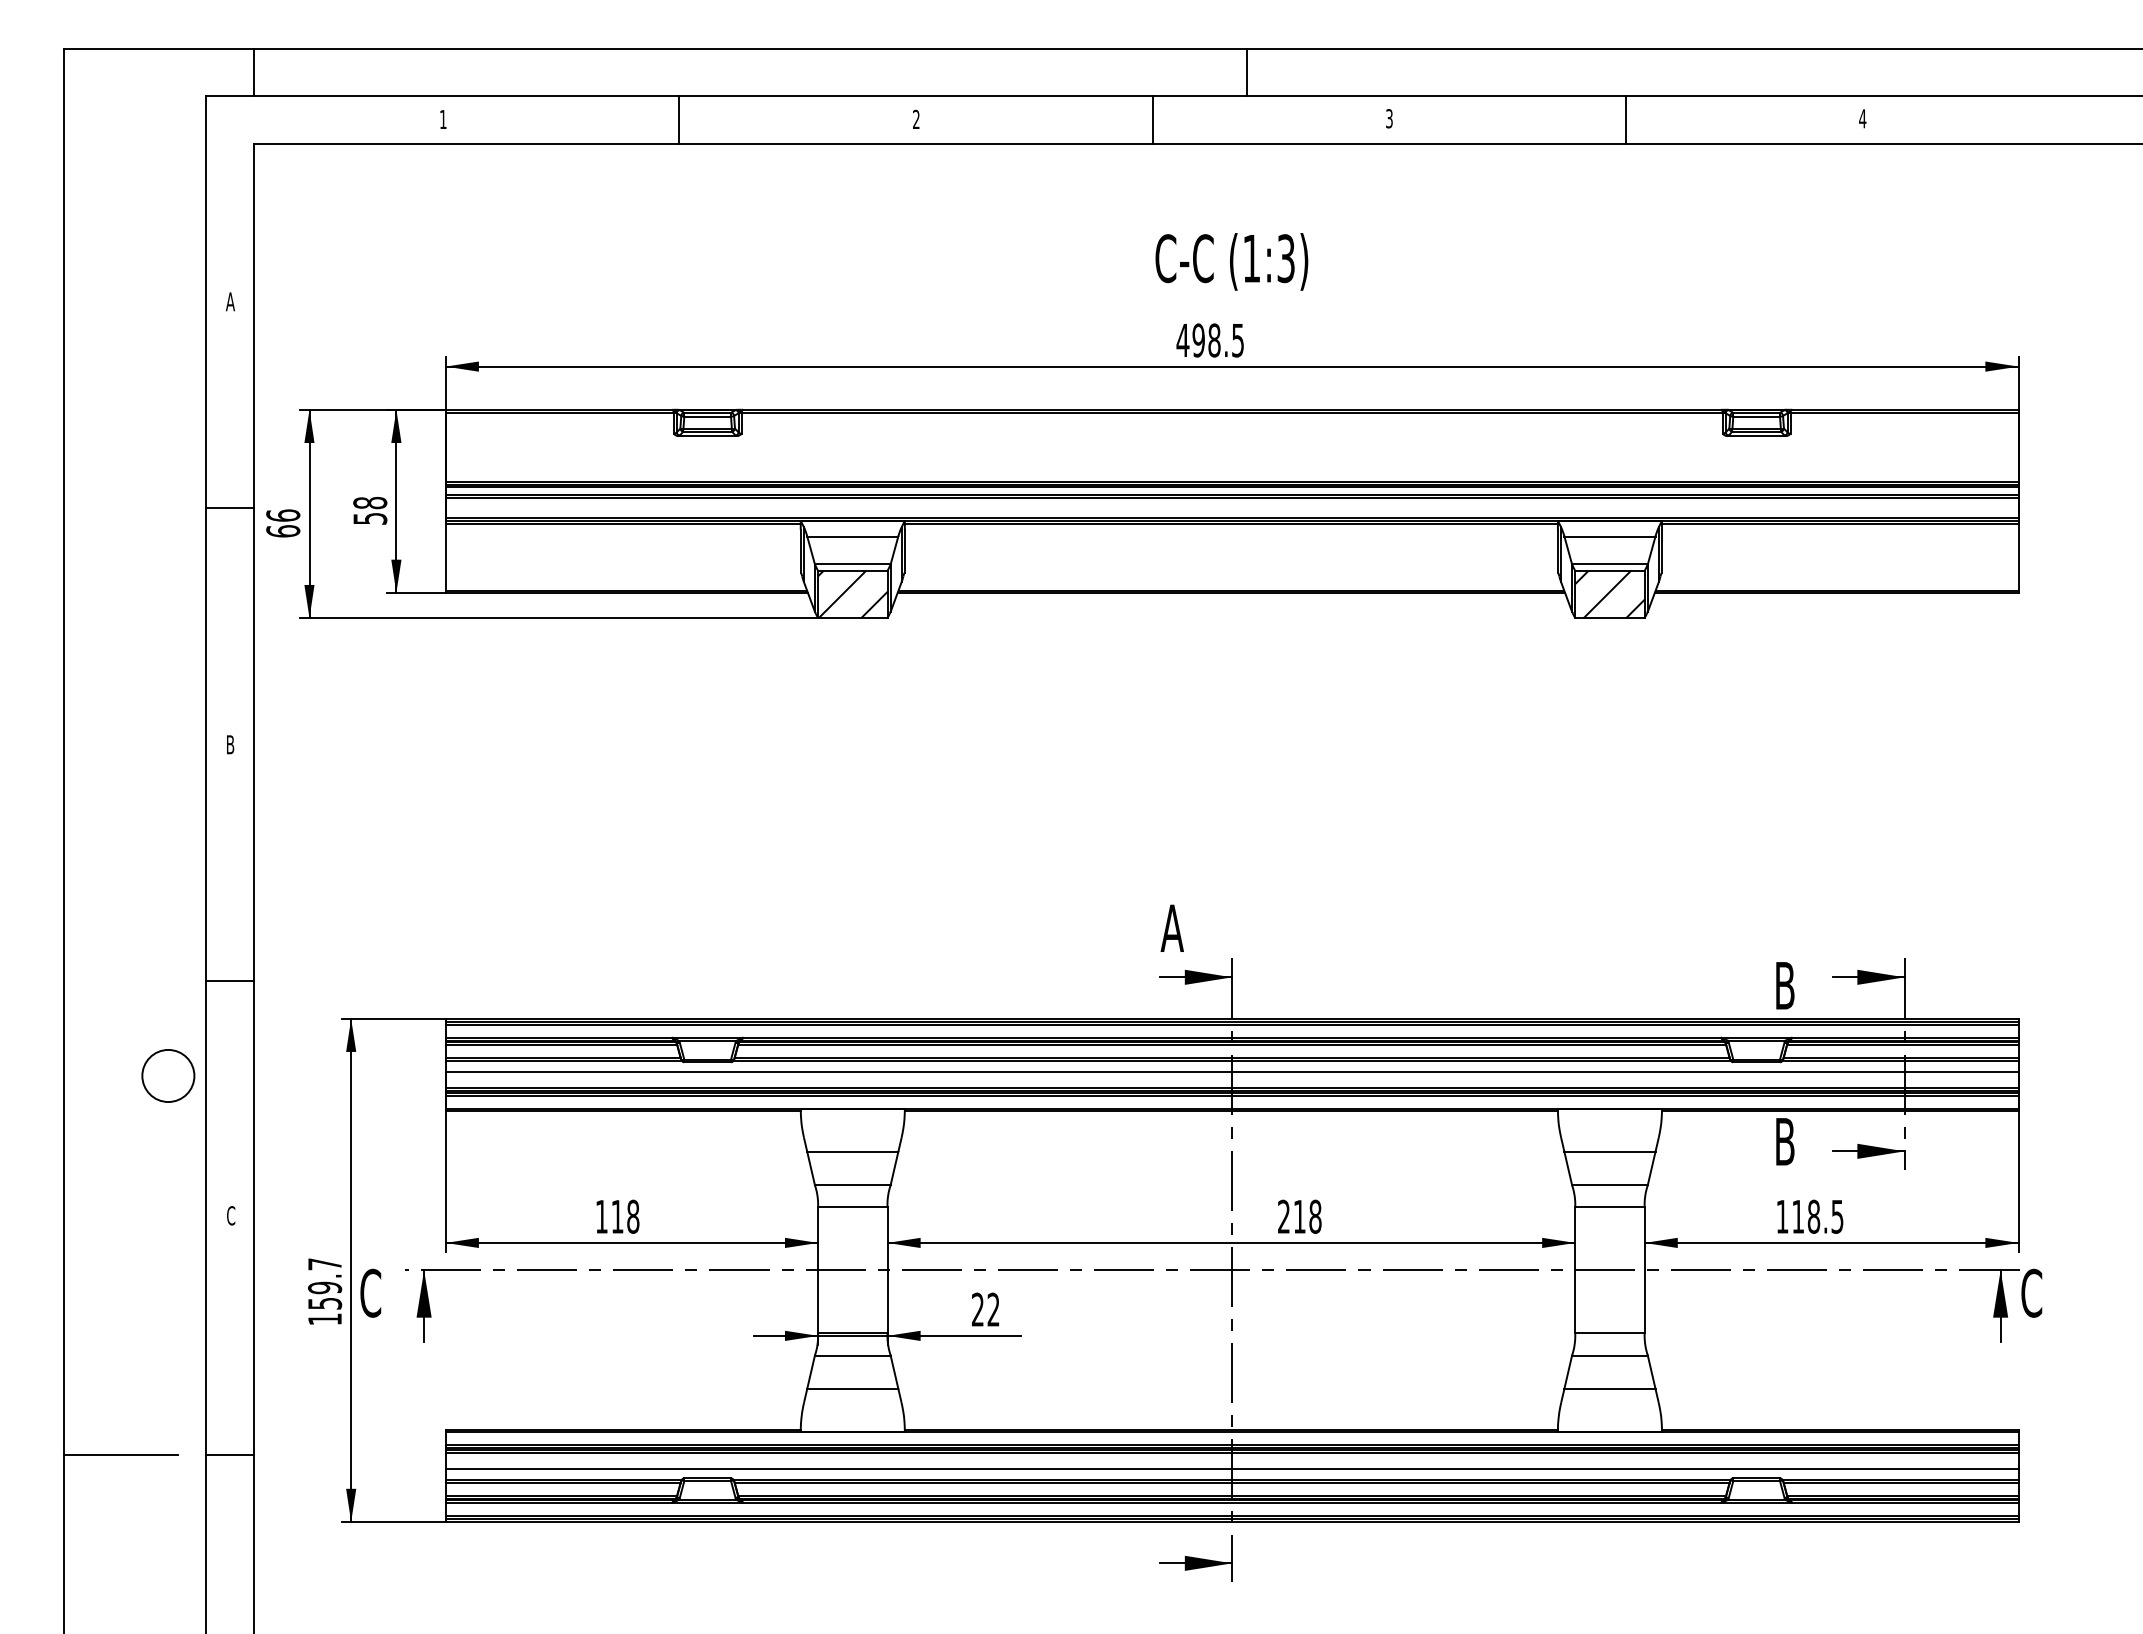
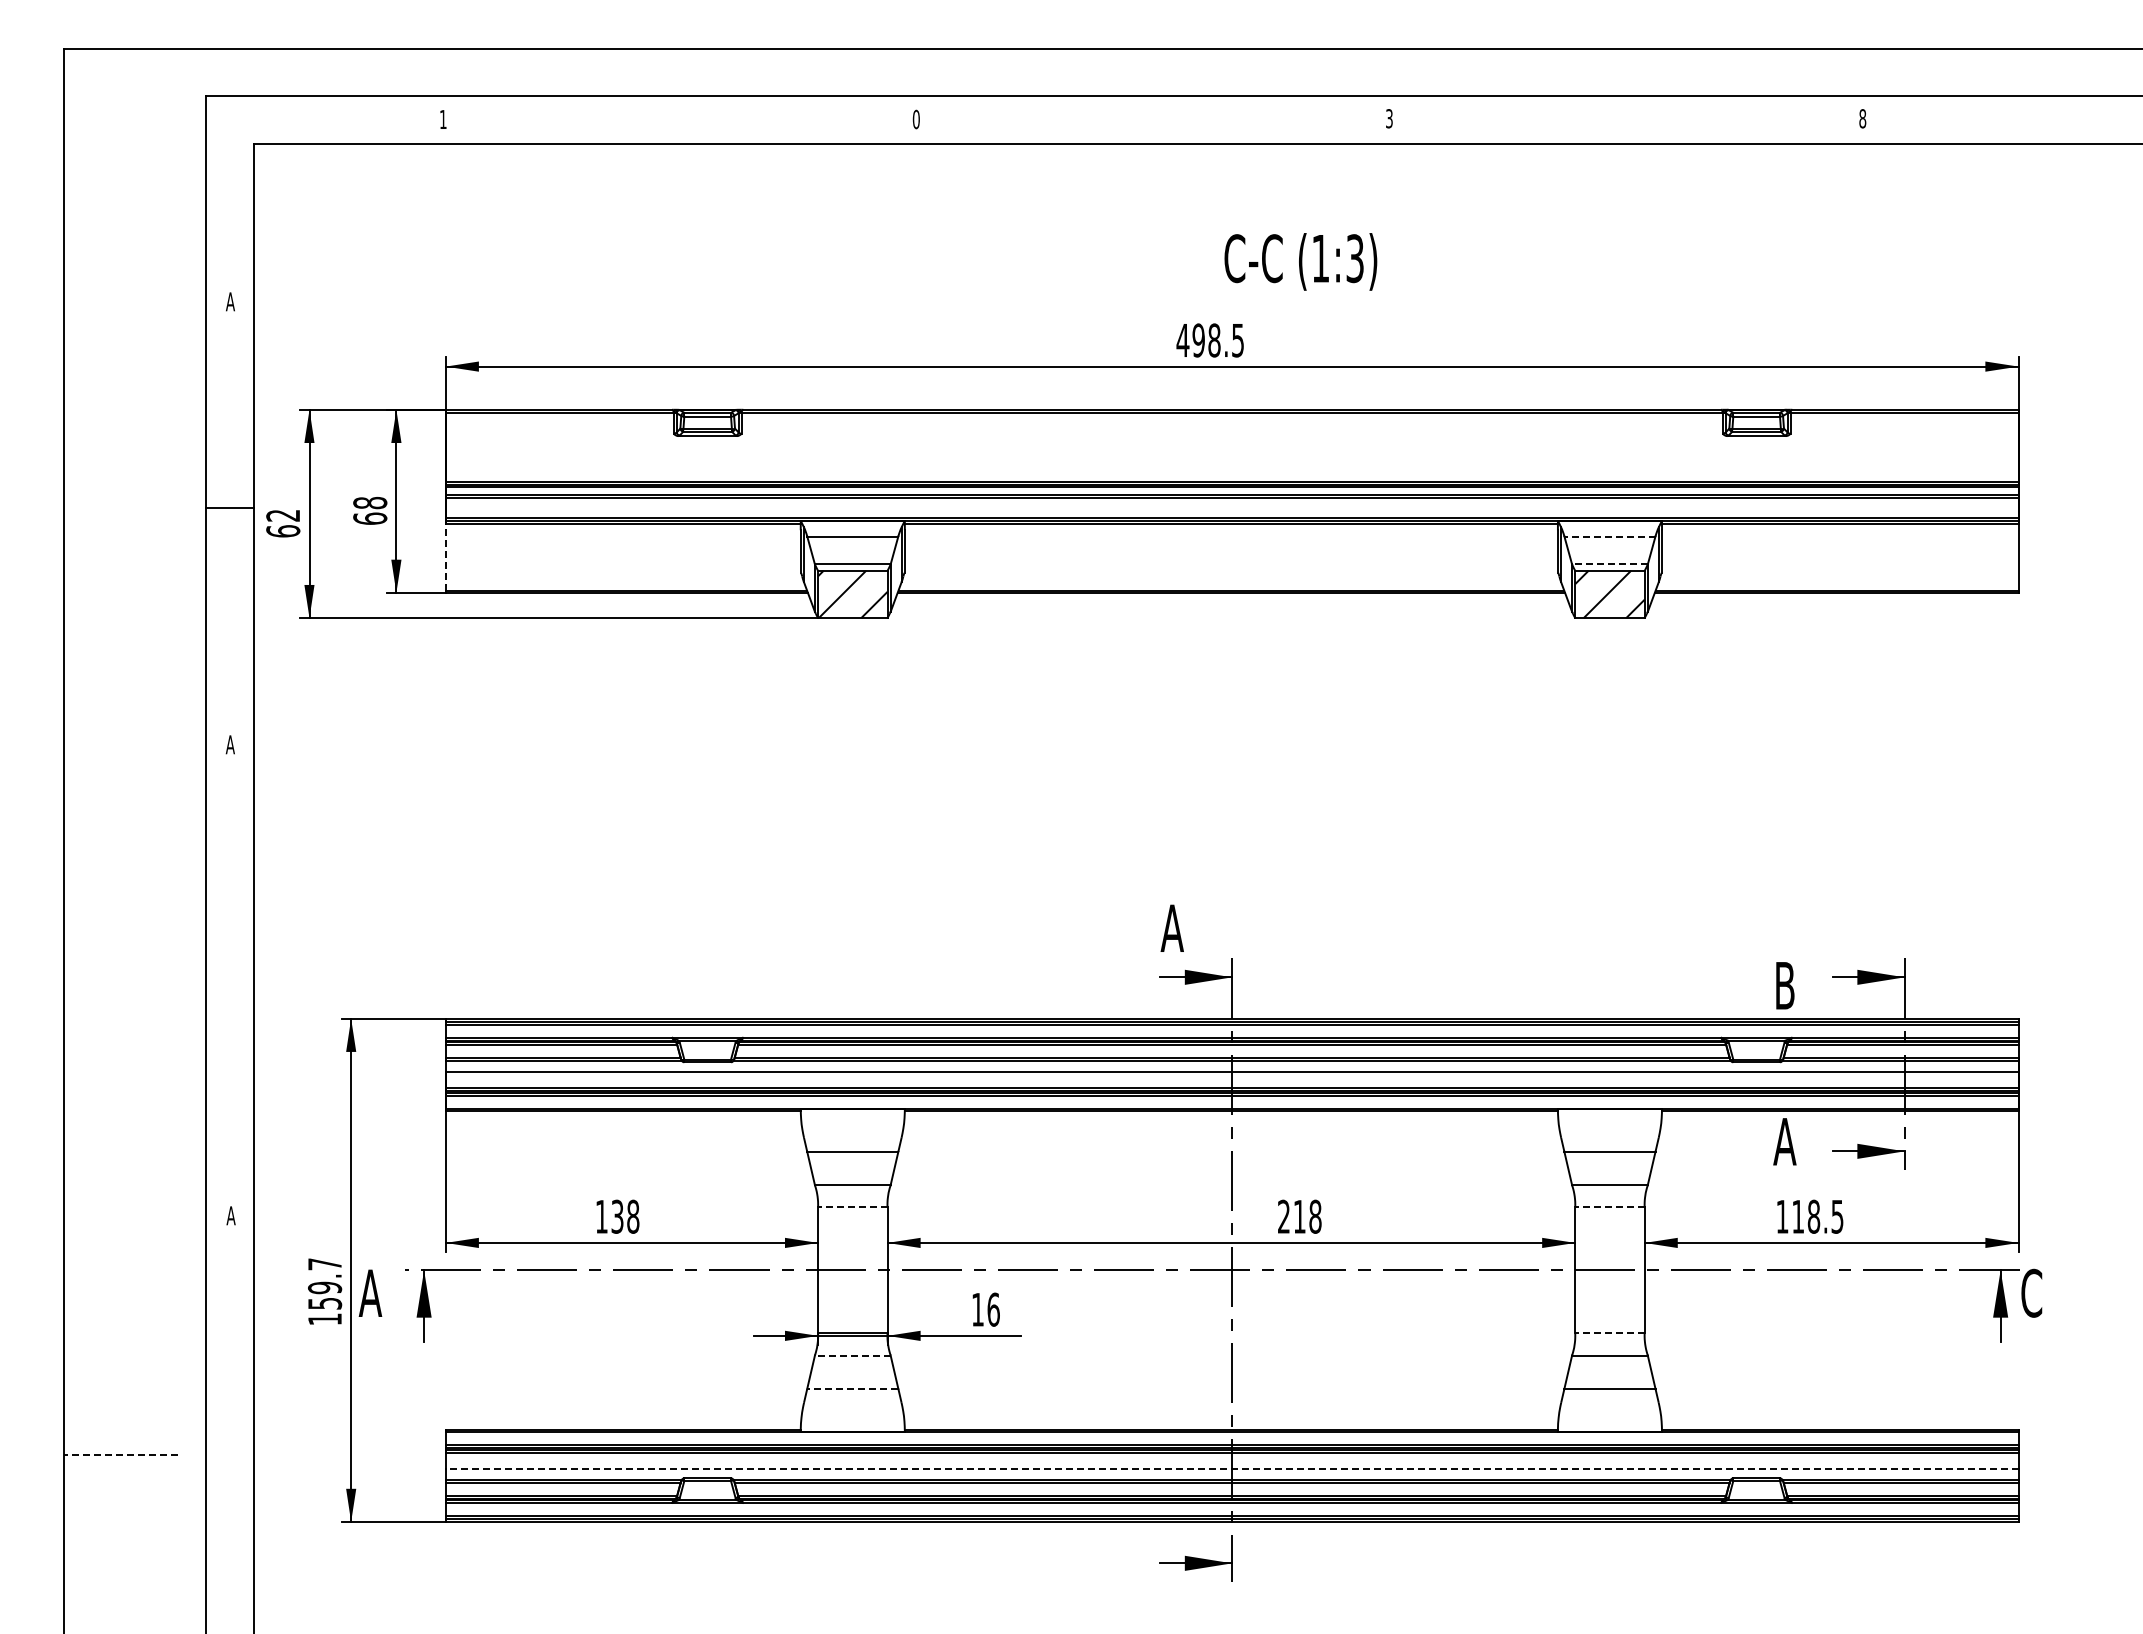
line: present -> none (253, 72)
line: present -> none (1247, 72)
text: 4 -> 8 (1862, 118)
line: present -> none (679, 119)
text: 2 -> 0 (915, 119)
line: present -> none (1152, 119)
line: present -> none (1625, 119)
text position: (1231, 261) -> (1300, 261) (1300, 261)
text: 66 -> 62 (283, 515)
text: 58 -> 68 (370, 518)
line: solid -> dashed (1609, 536)
line: solid -> dashed (445, 556)
line: solid -> dashed (1609, 564)
text: B -> A (229, 744)
line: present -> none (229, 981)
circle: present -> none (168, 1075)
text: B -> A (1784, 1141)
line: solid -> dashed (852, 1207)
line: solid -> dashed (1609, 1207)
text: C -> A (230, 1215)
text: 118 -> 138 (617, 1216)
text: C -> A (370, 1292)
text: 22 -> 16 (985, 1309)
line: solid -> dashed (1609, 1333)
line: solid -> dashed (852, 1355)
line: solid -> dashed (852, 1388)
line: solid -> dashed (121, 1454)
line: present -> none (229, 1454)
line: solid -> dashed (1231, 1468)
